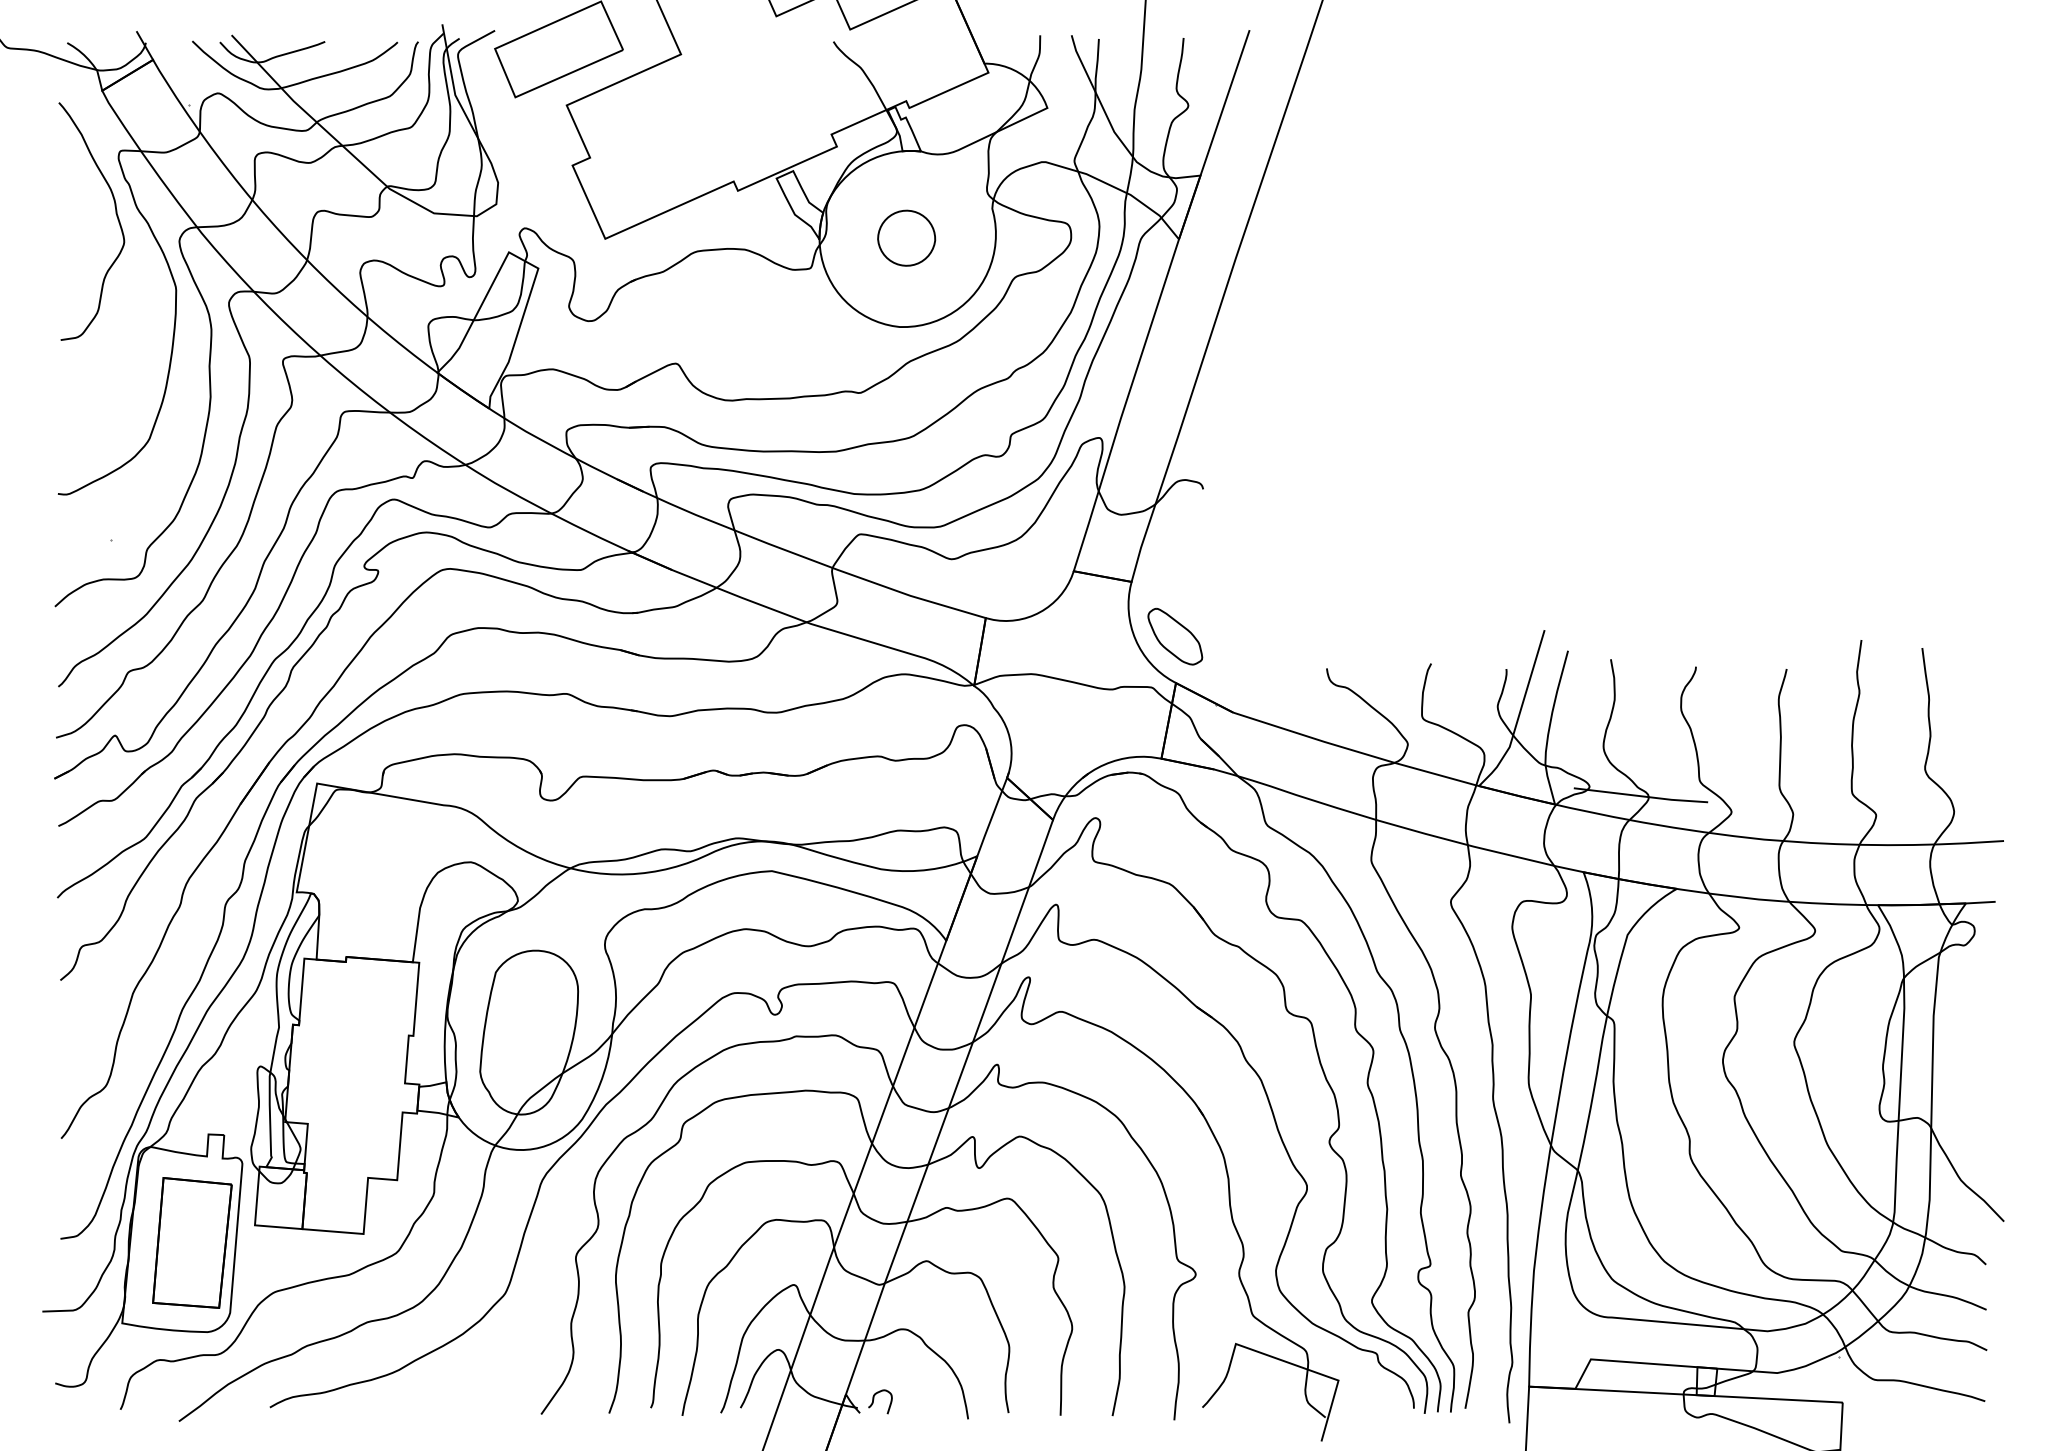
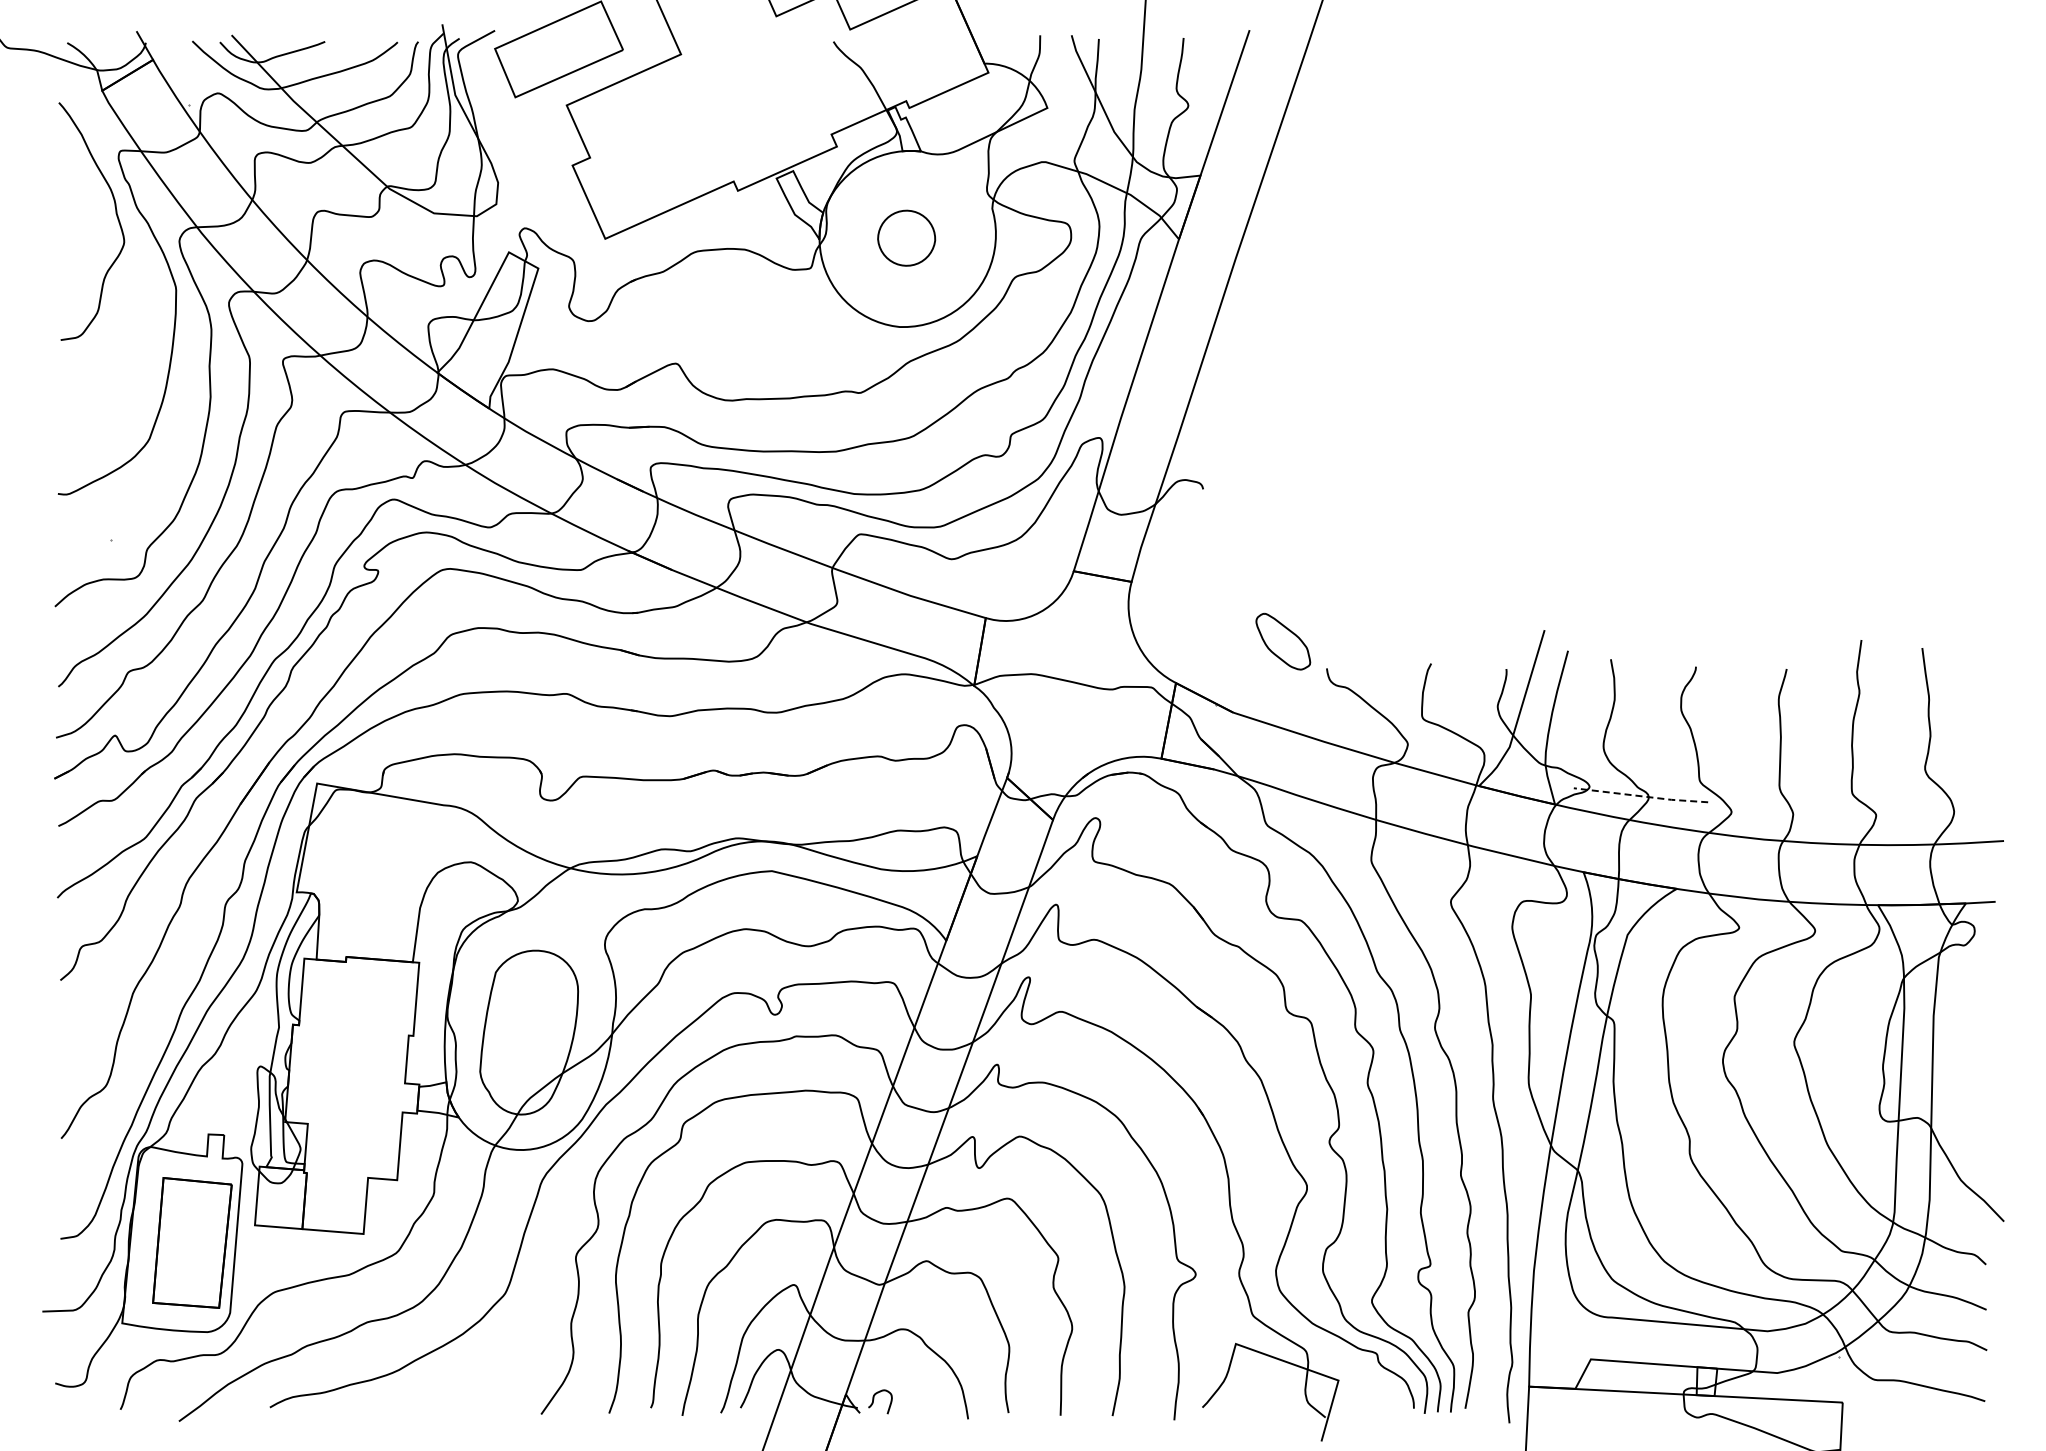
part position: (1175, 636) -> (1283, 641) (1283, 641)
line: solid -> dashed (1640, 796)
